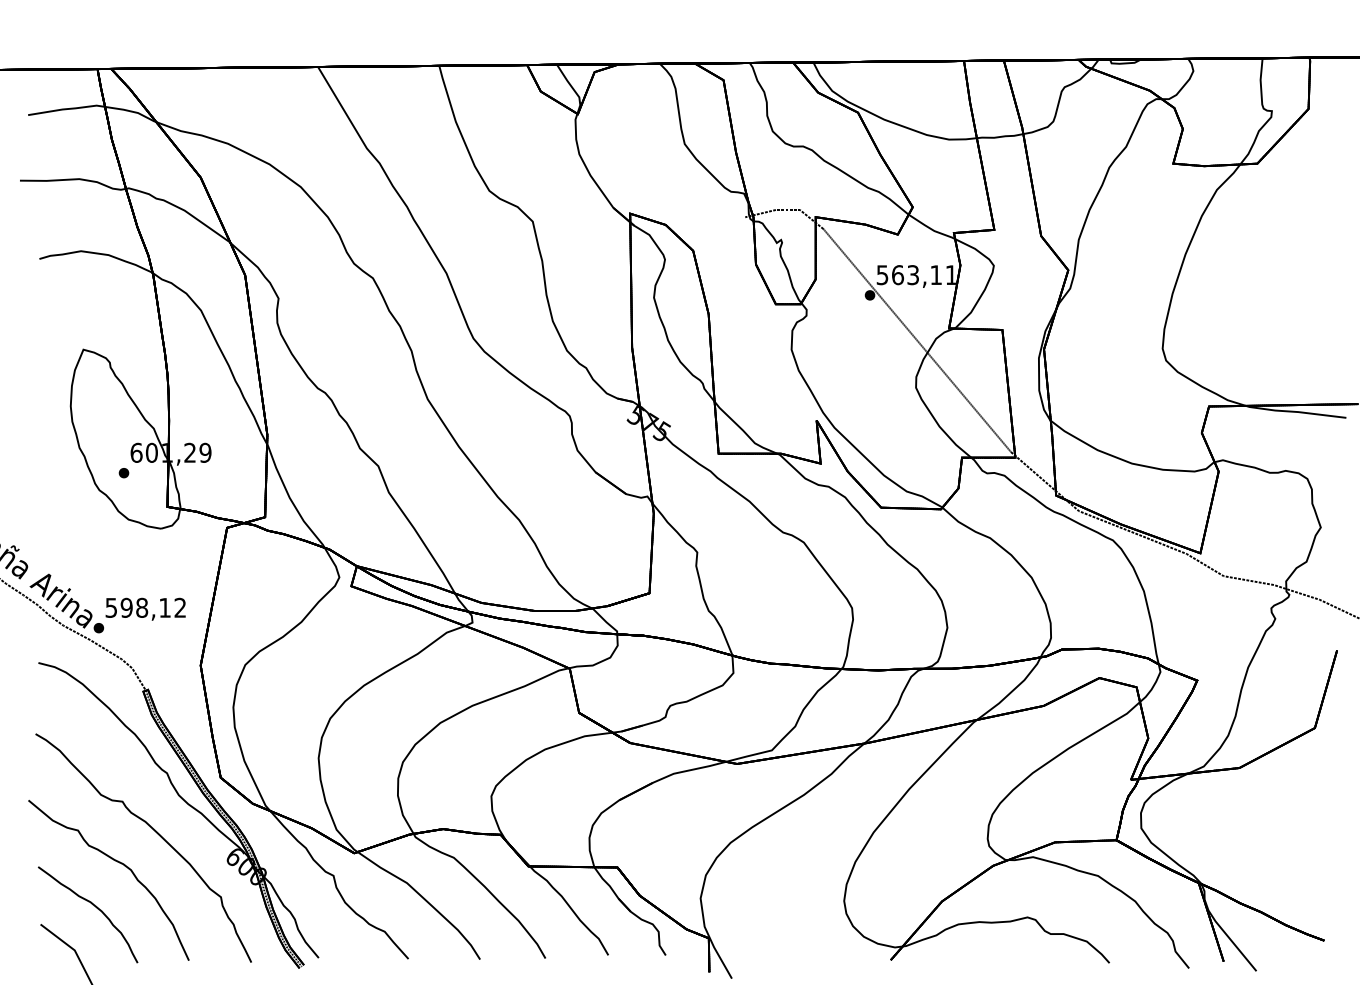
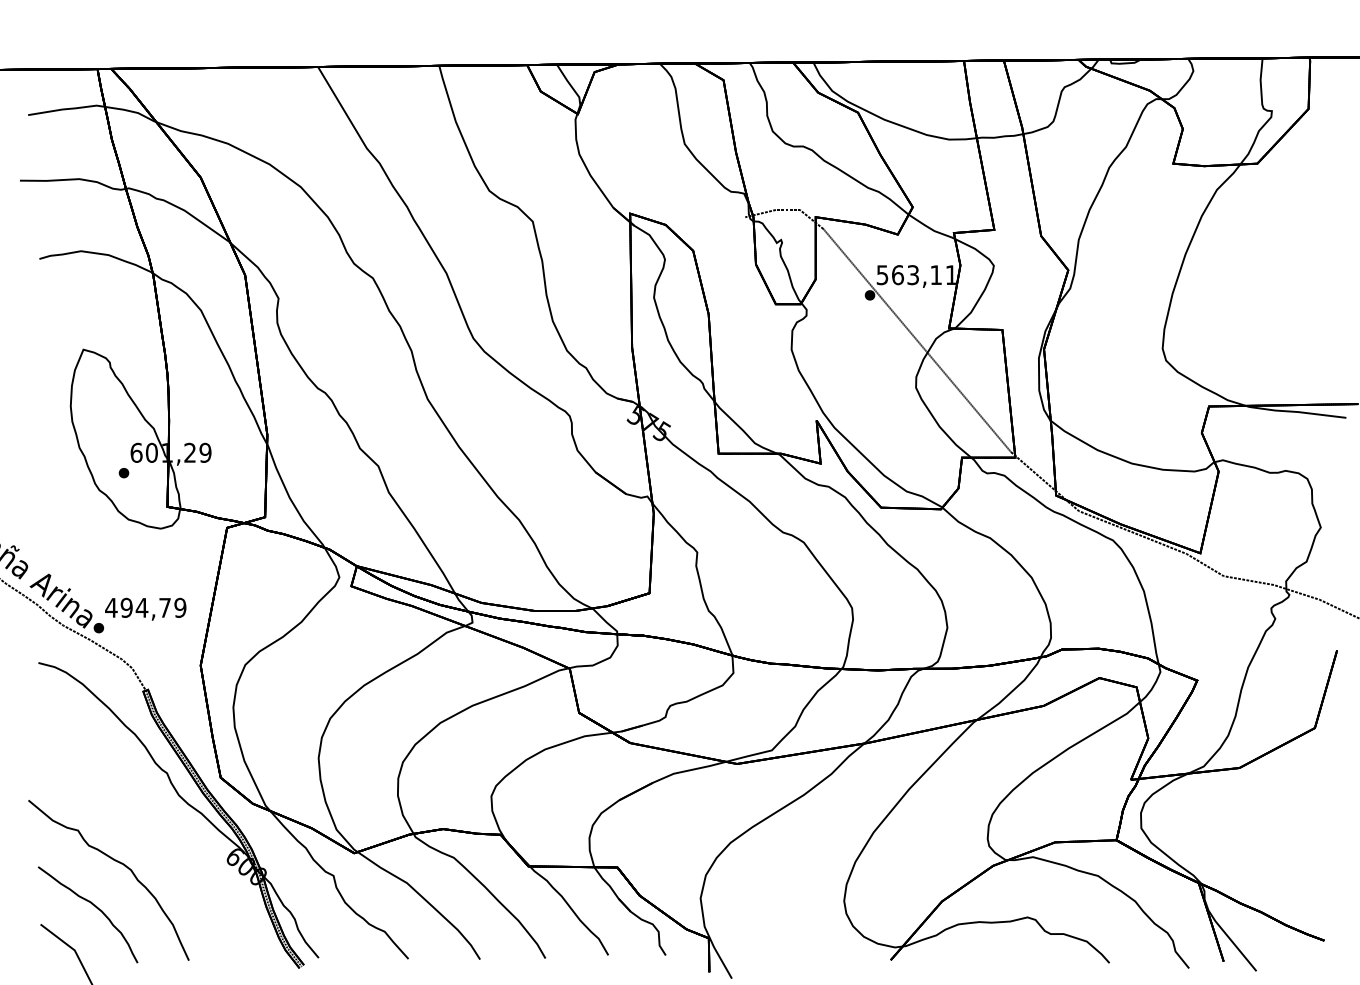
text: 598,12 -> 494,79 (145, 607)
curve: present -> none (156, 833)
